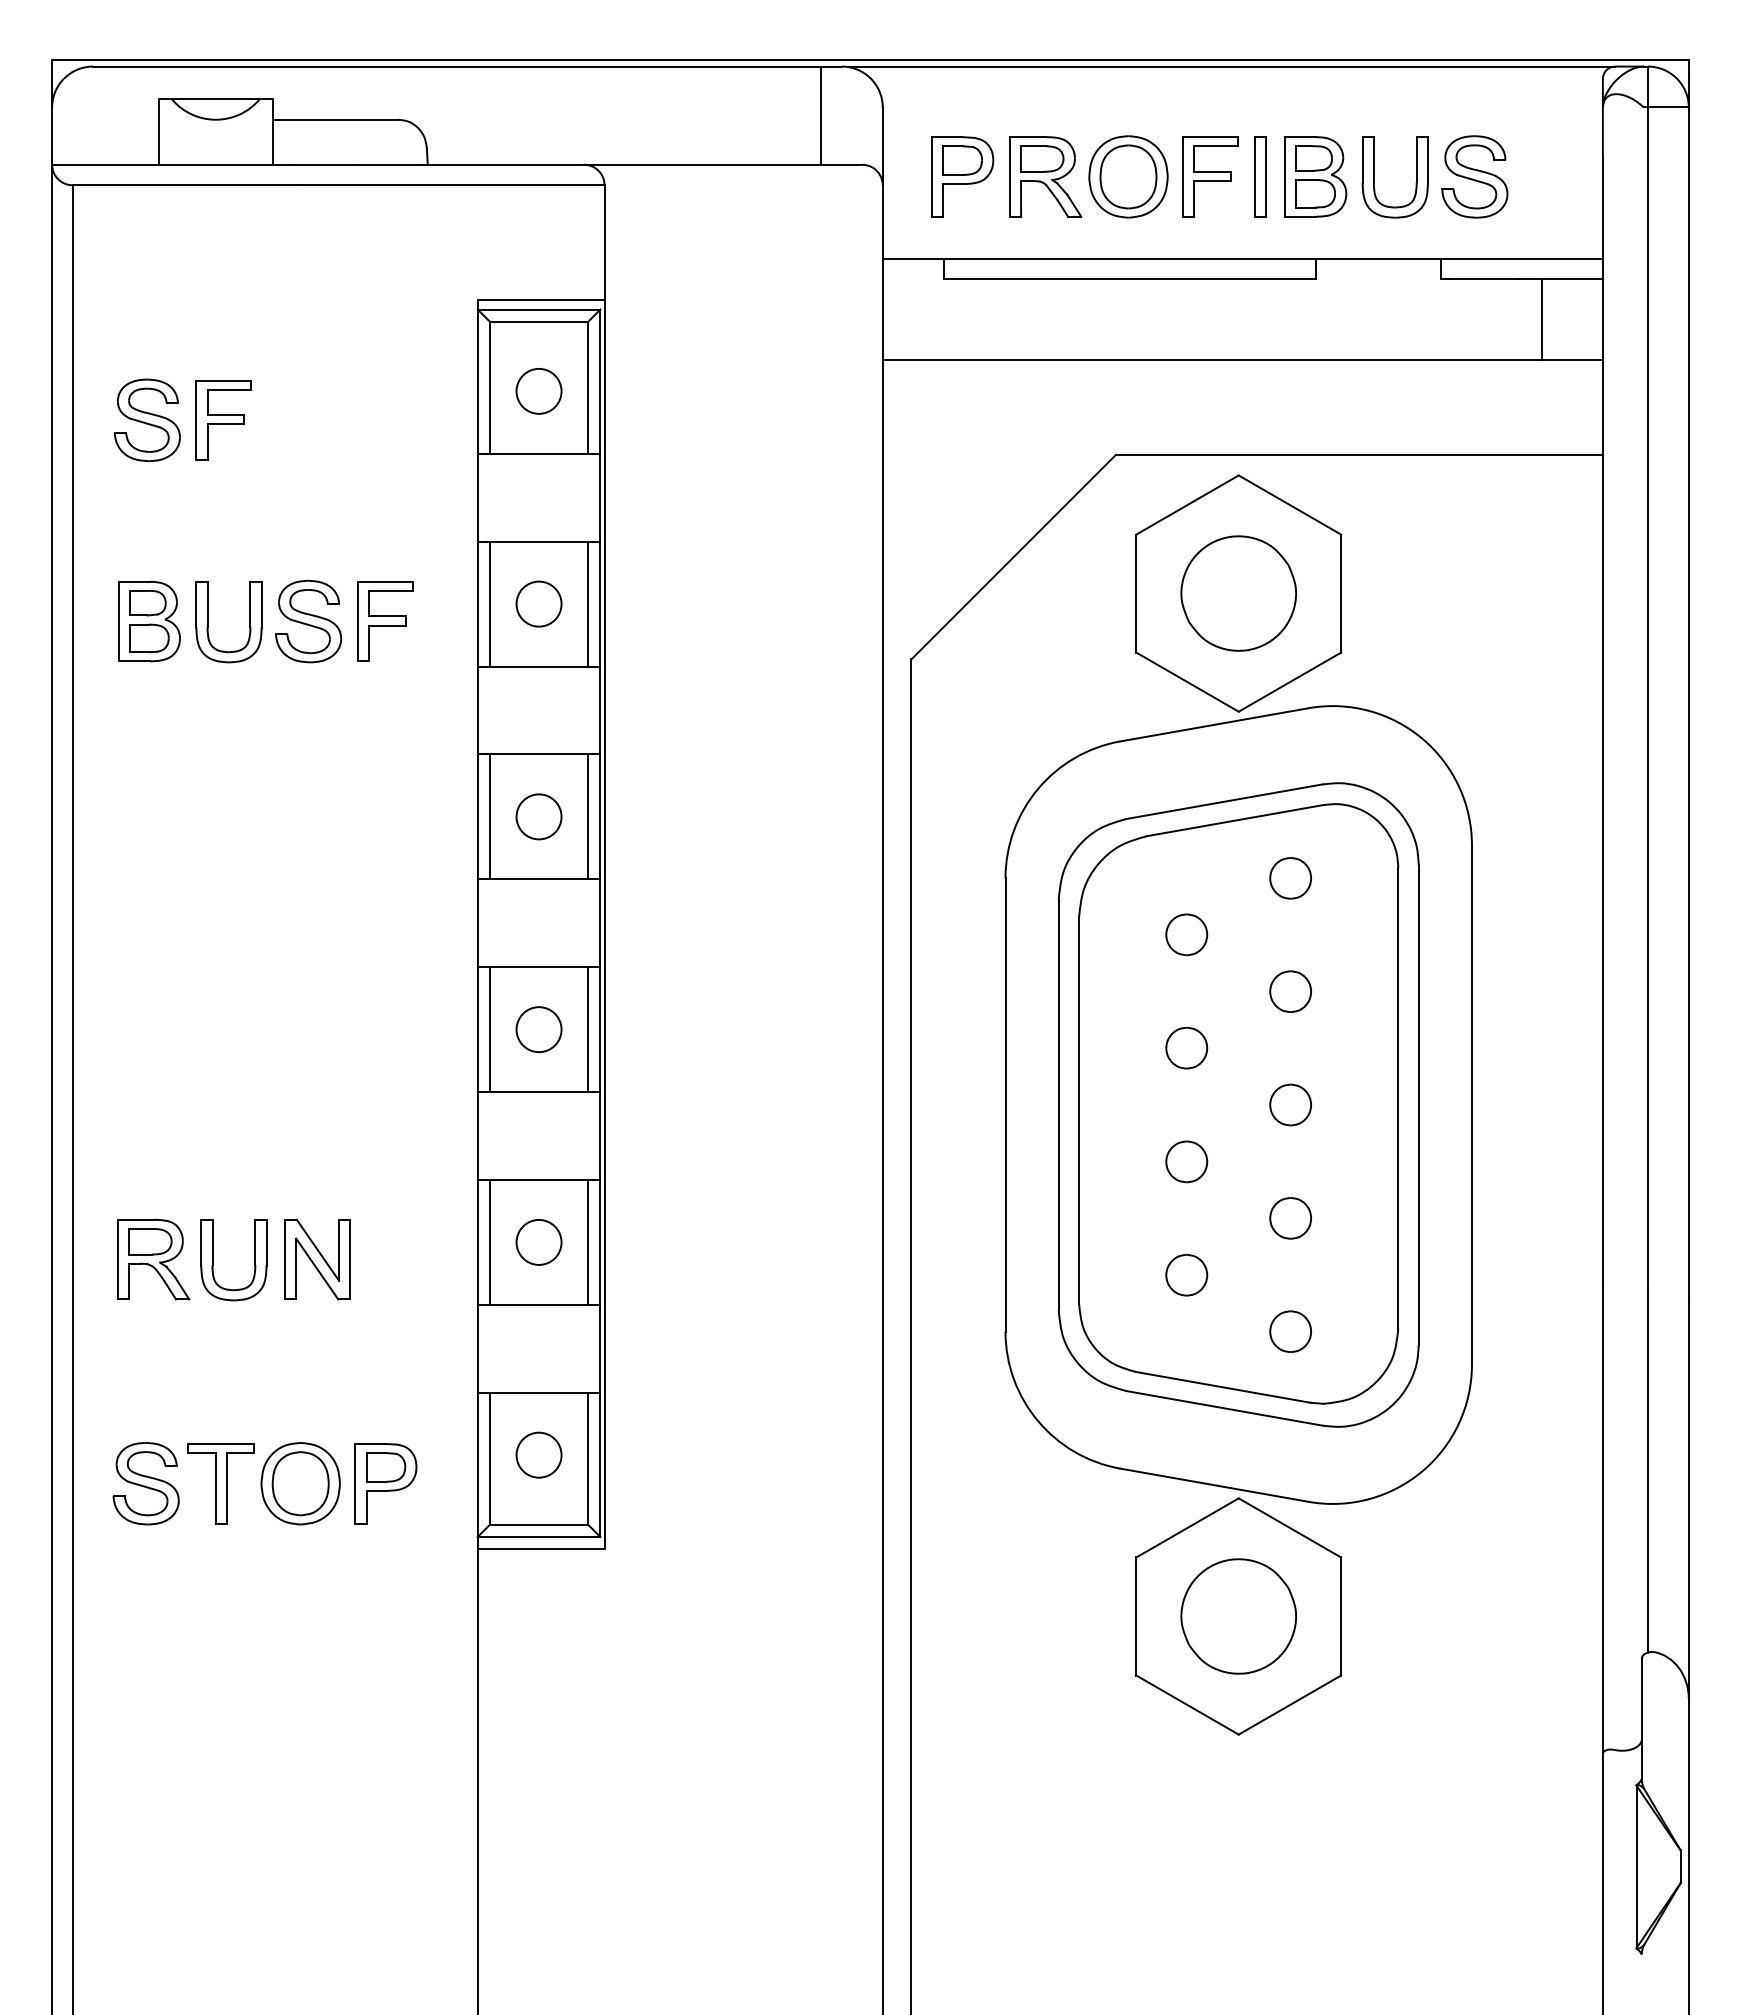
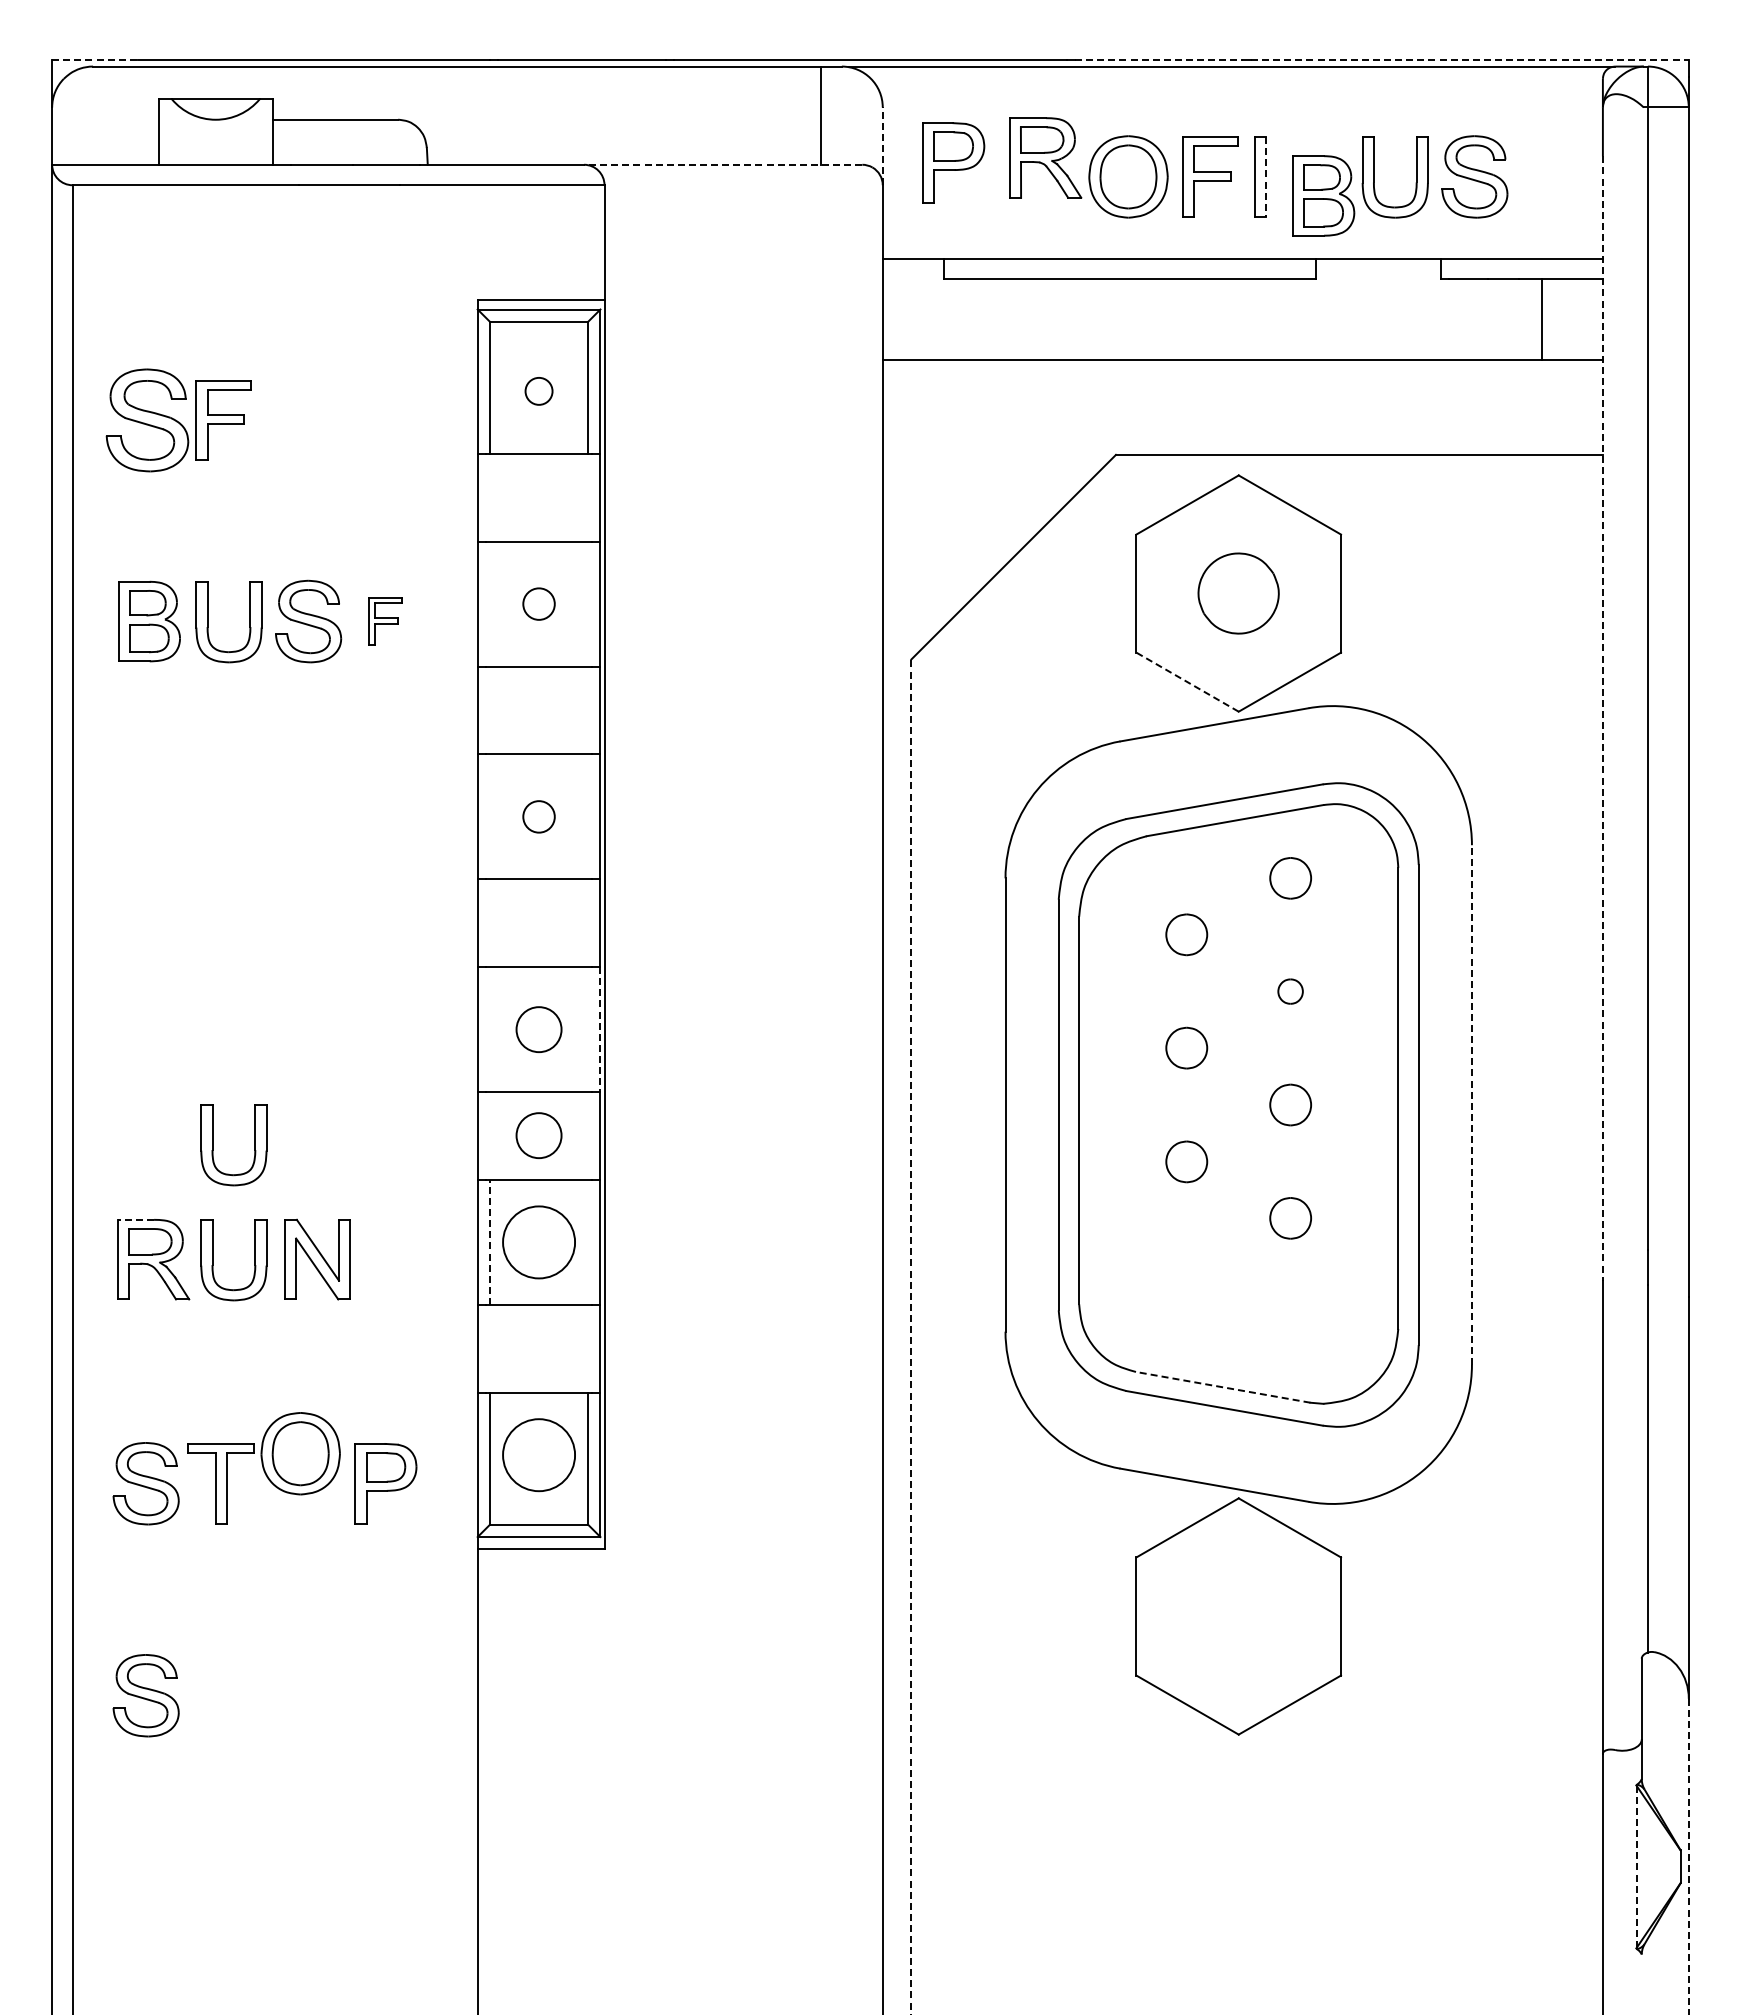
line: solid -> dashed (95, 60)
line: solid -> dashed (1158, 60)
line: solid -> dashed (1469, 60)
line: solid -> dashed (882, 146)
line: solid -> dashed (722, 164)
part position: (962, 176) -> (953, 162) (953, 162)
part position: (1045, 176) -> (1045, 157) (1045, 157)
line: solid -> dashed (1265, 176)
part position: (1315, 176) -> (1323, 195) (1323, 195)
circle diameter: 45 px -> 27 px (538, 390)
part size: 68x84 px -> 85x105 px (147, 420)
part size: 117x117 px -> 83x83 px (1238, 593)
line: present -> none (489, 603)
circle diameter: 45 px -> 32 px (538, 603)
line: present -> none (588, 603)
part size: 57x81 px -> 35x49 px (385, 621)
line: solid -> dashed (1187, 681)
line: solid -> dashed (1602, 719)
line: present -> none (489, 816)
circle diameter: 45 px -> 32 px (538, 816)
line: present -> none (588, 816)
part size: 43x43 px -> 27x27 px (1290, 991)
line: present -> none (489, 1029)
line: present -> none (588, 1029)
line: solid -> dashed (600, 1030)
line: solid -> dashed (1471, 1105)
circle: none -> present (538, 1135)
part: none -> present (213, 1145)
line: solid -> dashed (135, 1219)
line: solid -> dashed (489, 1241)
circle diameter: 45 px -> 72 px (539, 1242)
line: present -> none (588, 1241)
part: present -> none (1186, 1275)
part: present -> none (1290, 1331)
line: solid -> dashed (911, 1336)
line: solid -> dashed (1223, 1387)
circle diameter: 45 px -> 72 px (539, 1455)
part position: (300, 1483) -> (300, 1453) (300, 1453)
part: present -> none (1238, 1616)
part: none -> present (145, 1695)
line: solid -> dashed (1688, 1856)
line: solid -> dashed (1636, 1866)
